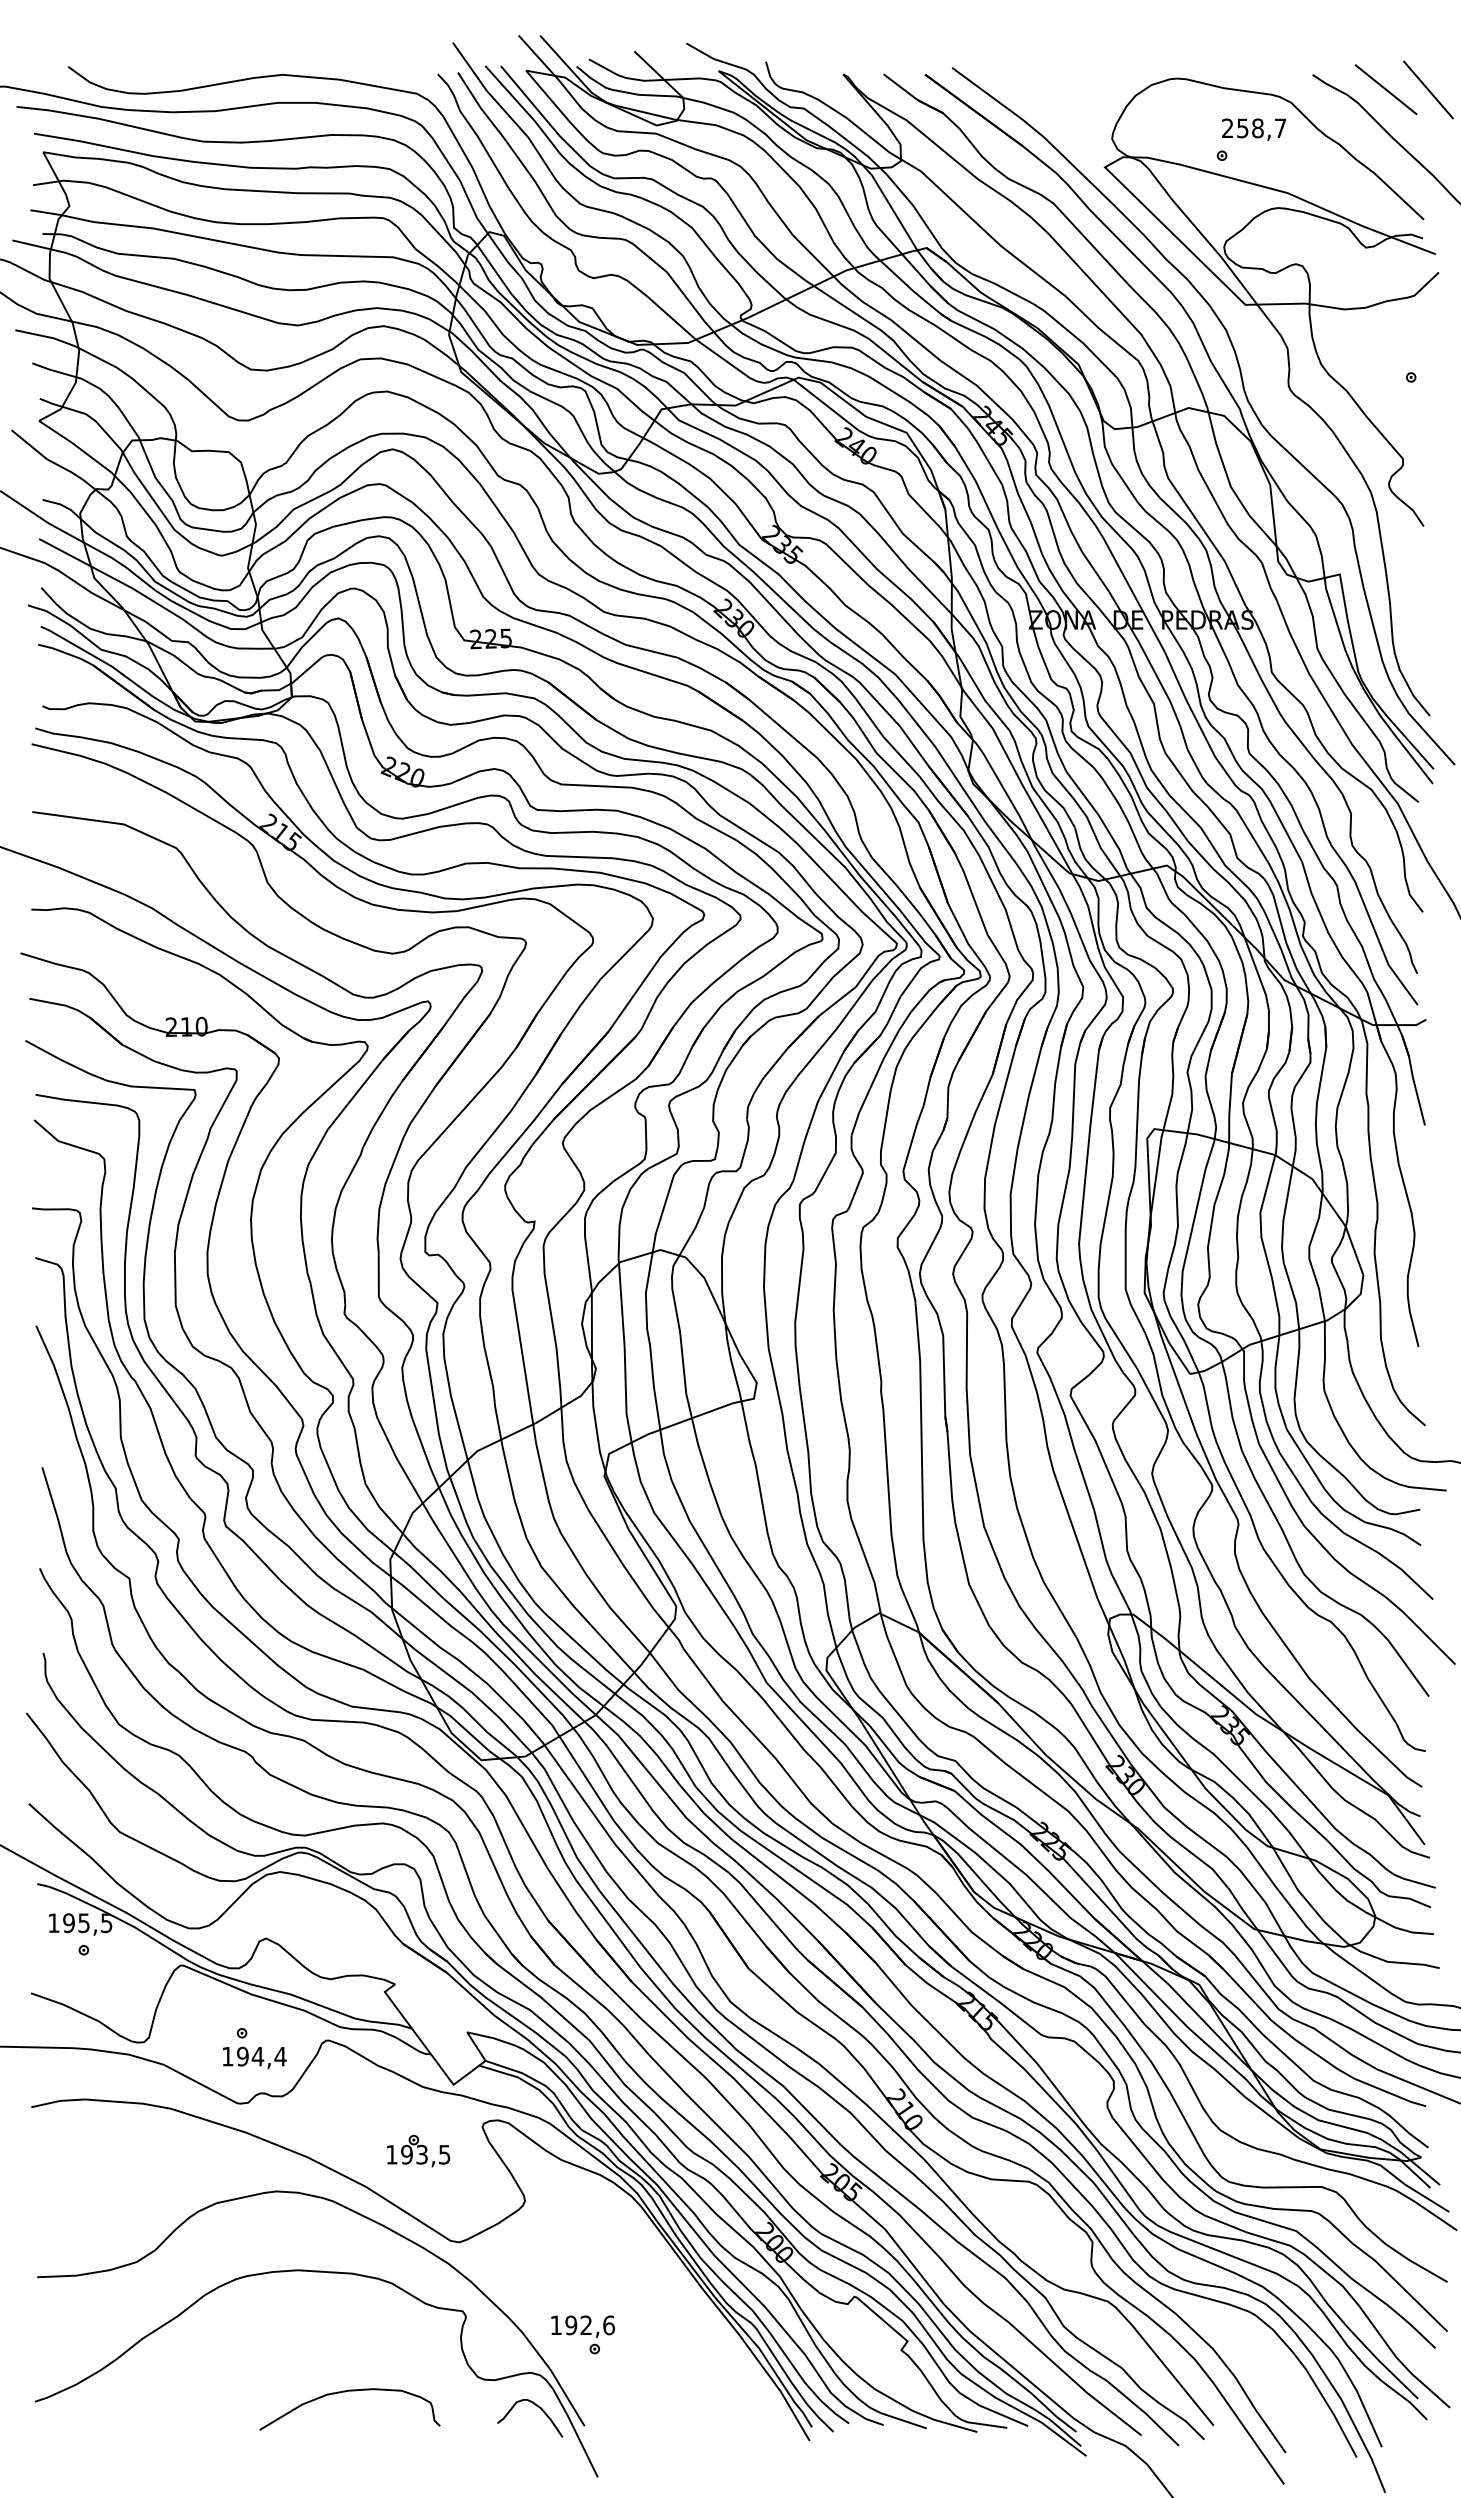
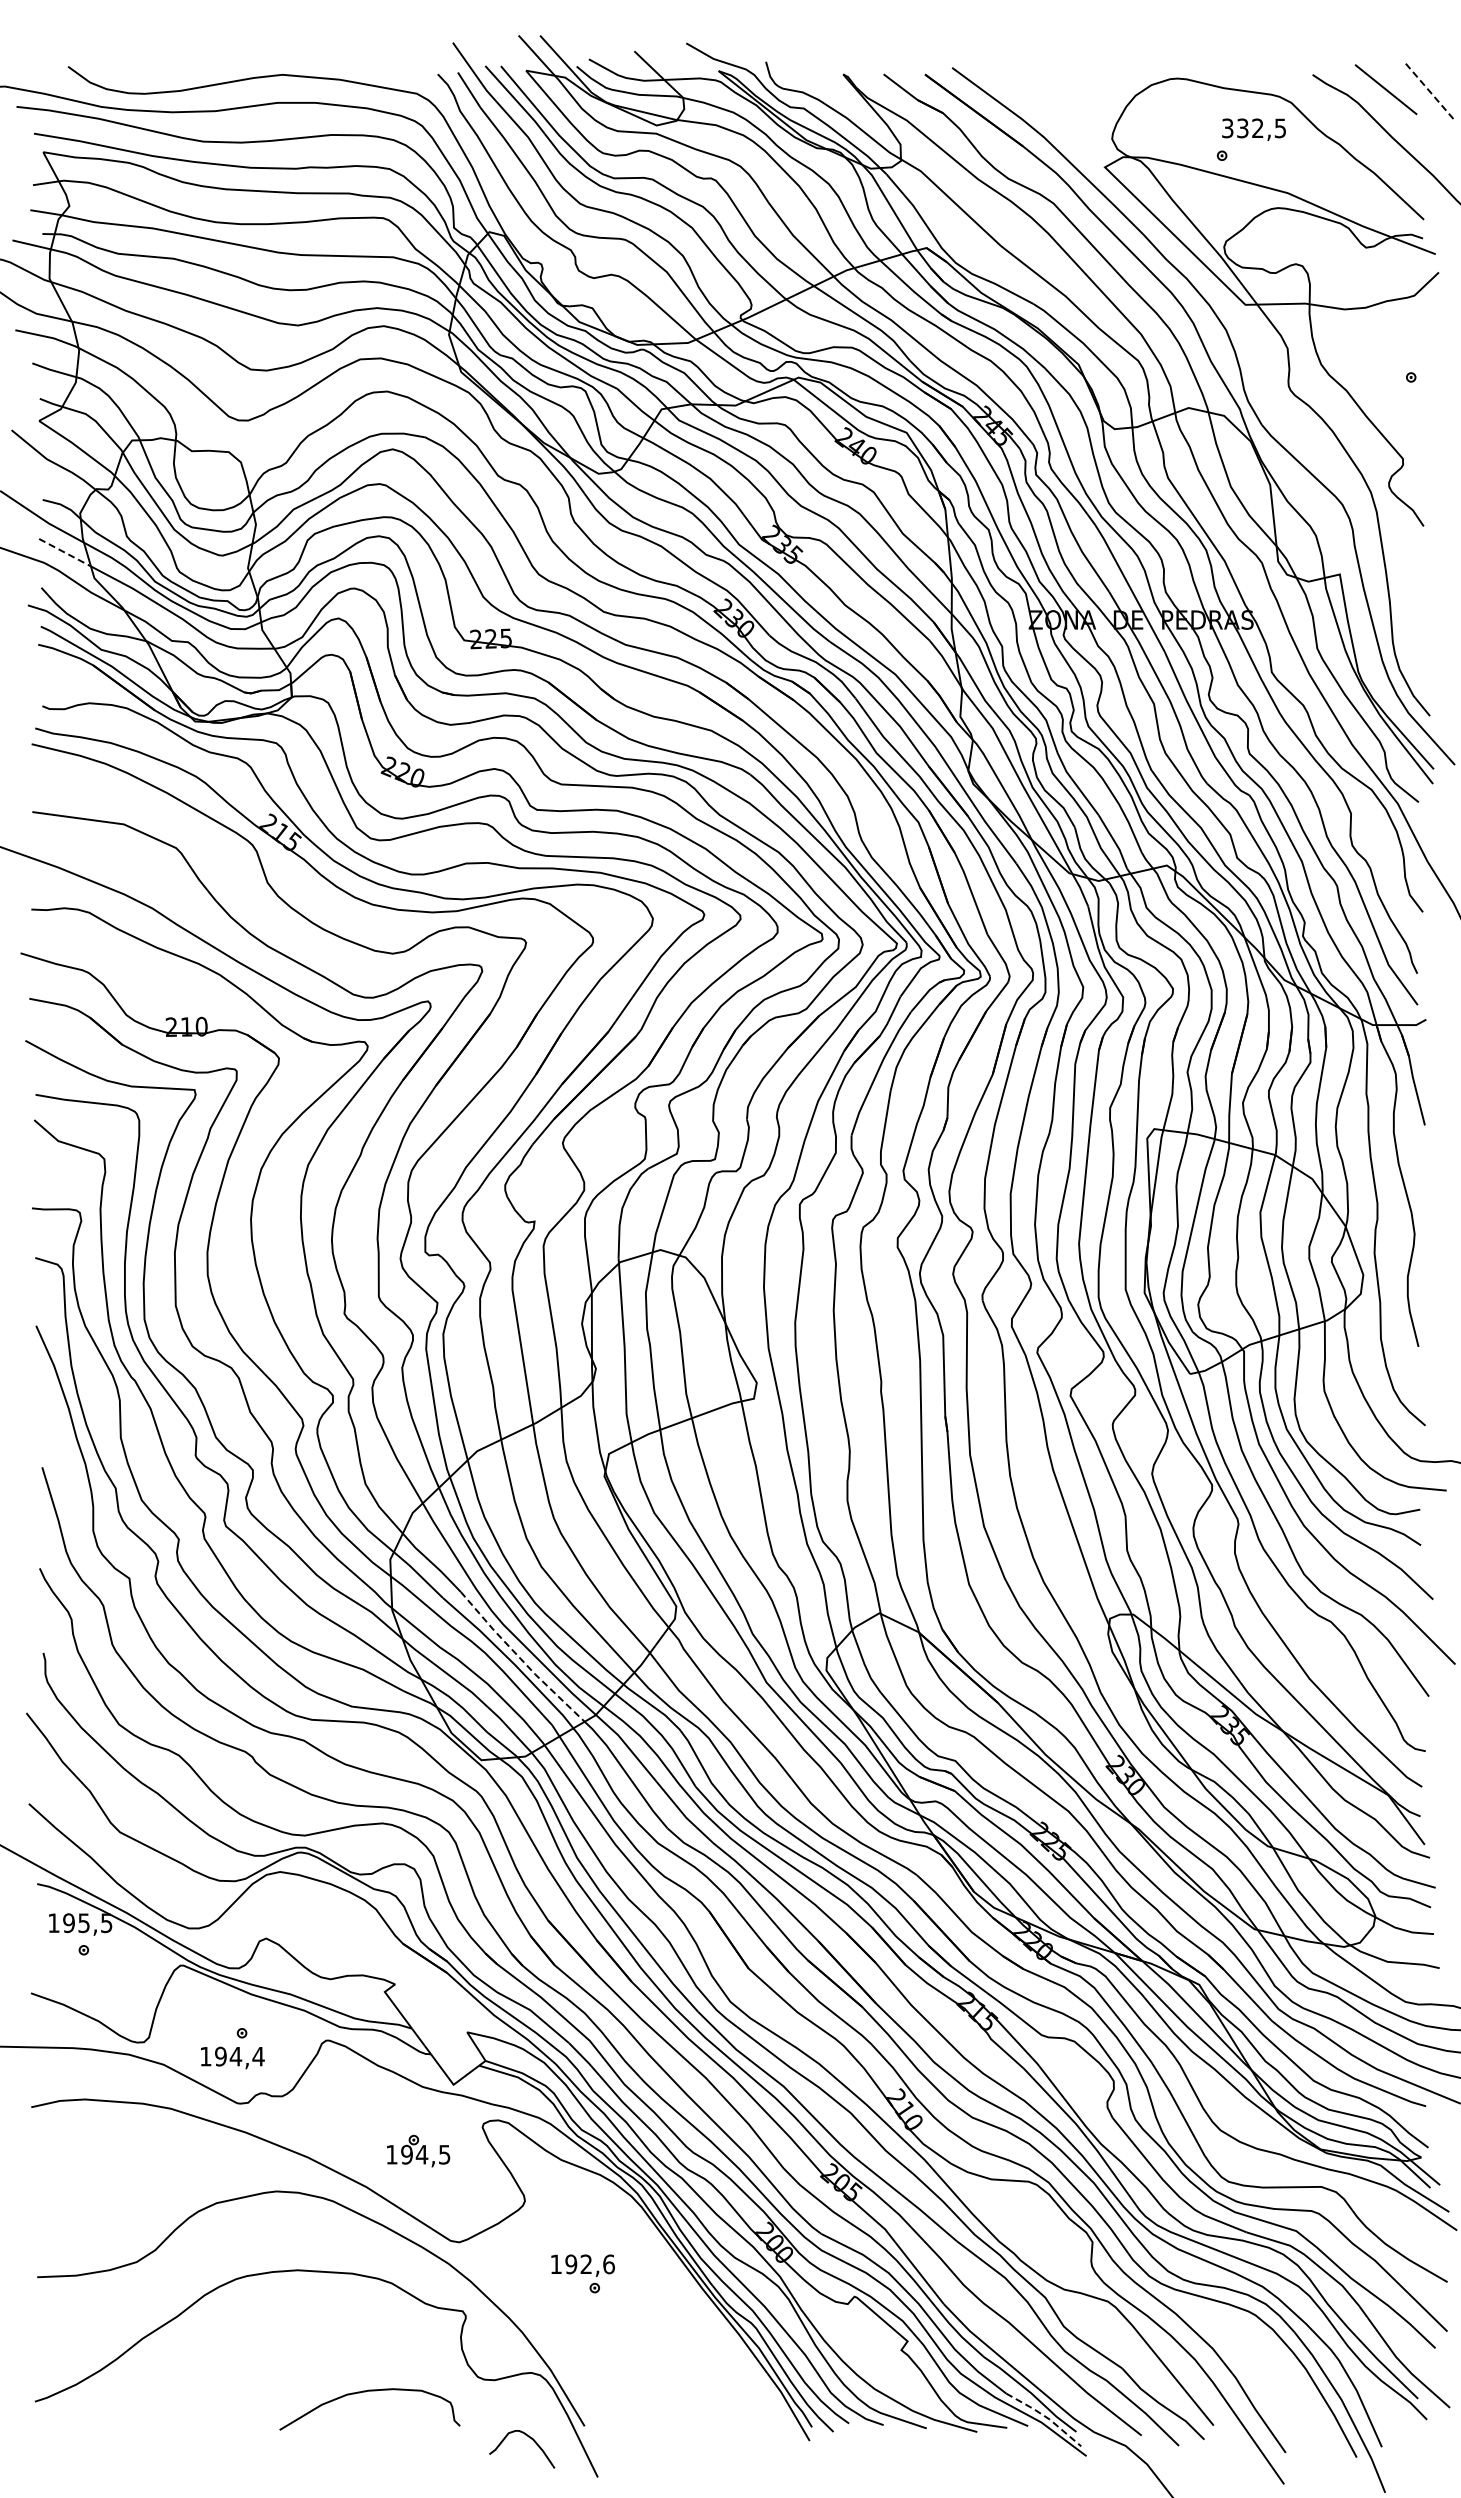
line: solid -> dashed (1428, 89)
text: 258,7 -> 332,5 (1254, 128)
line: solid -> dashed (65, 552)
line: solid -> dashed (520, 1659)
text position: (254, 2057) -> (232, 2057) (232, 2057)
text: 193,5 -> 194,5 (421, 2154)
part position: (582, 2334) -> (582, 2273) (582, 2273)
curve position: (345, 2392) -> (365, 2392) (365, 2392)
curve position: (536, 2406) -> (528, 2437) (528, 2437)
line: solid -> dashed (1045, 2416)
